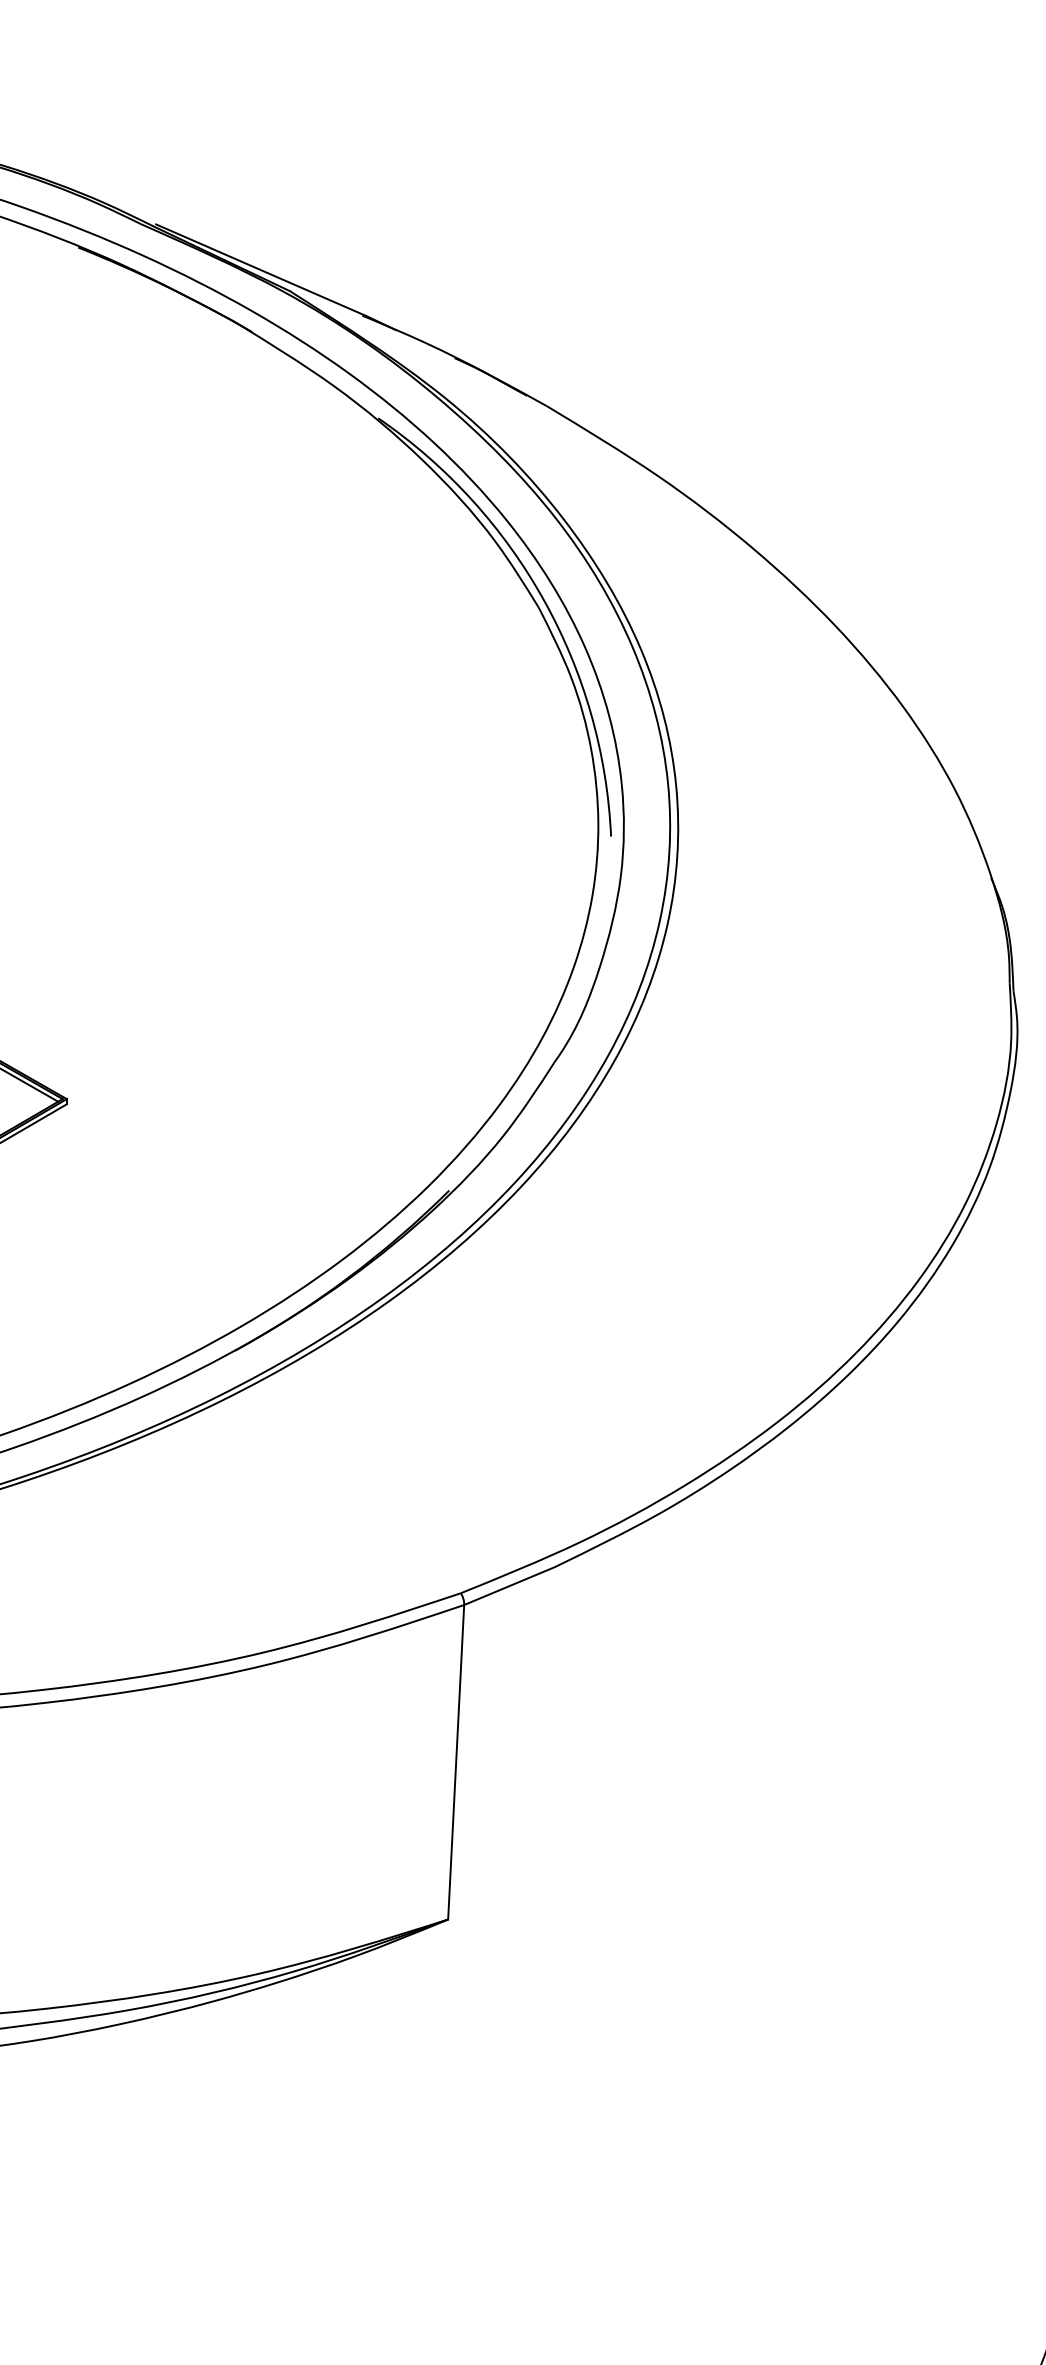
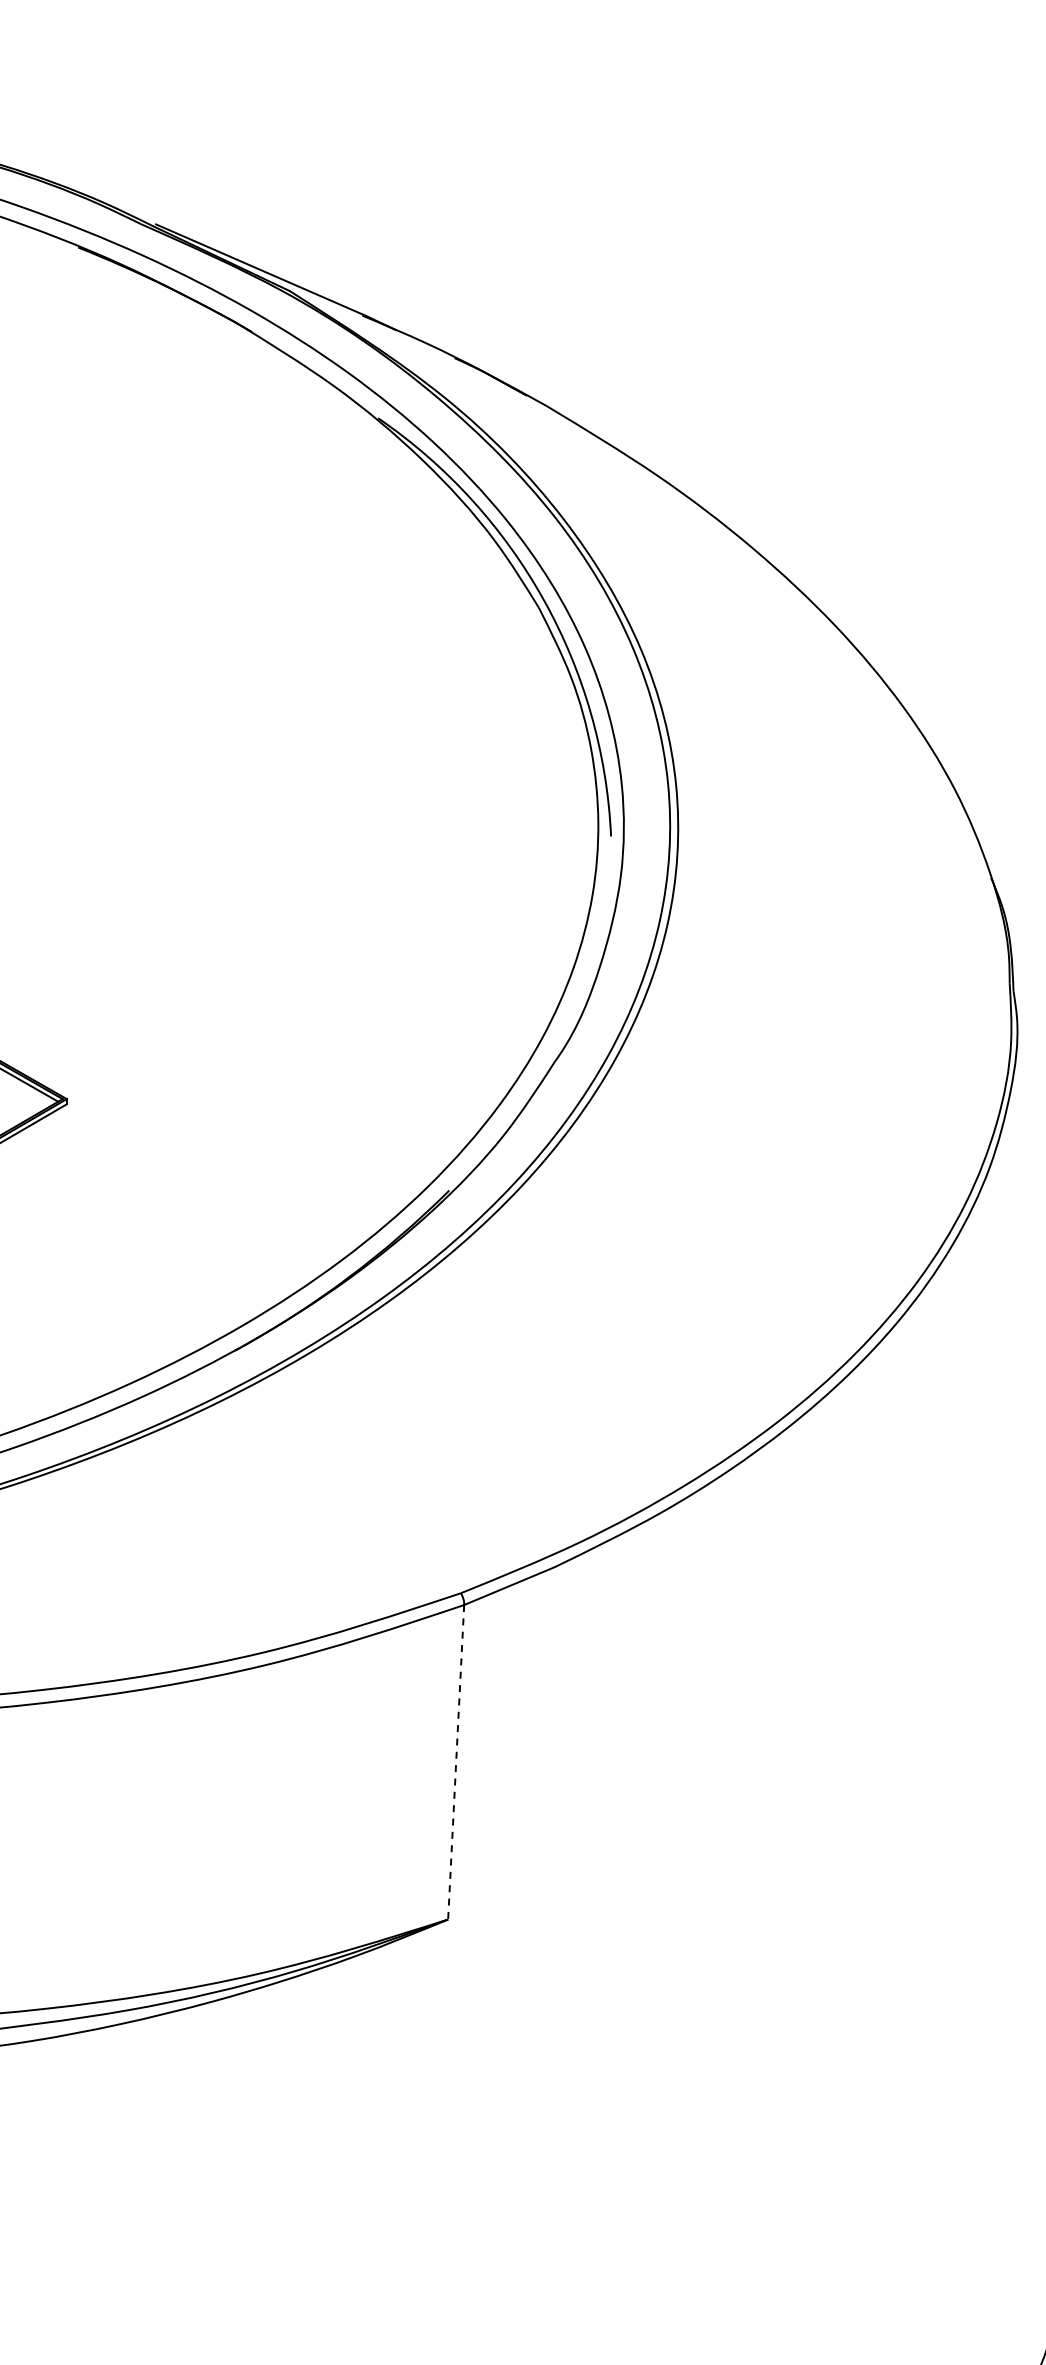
line: solid -> dashed (456, 1762)
